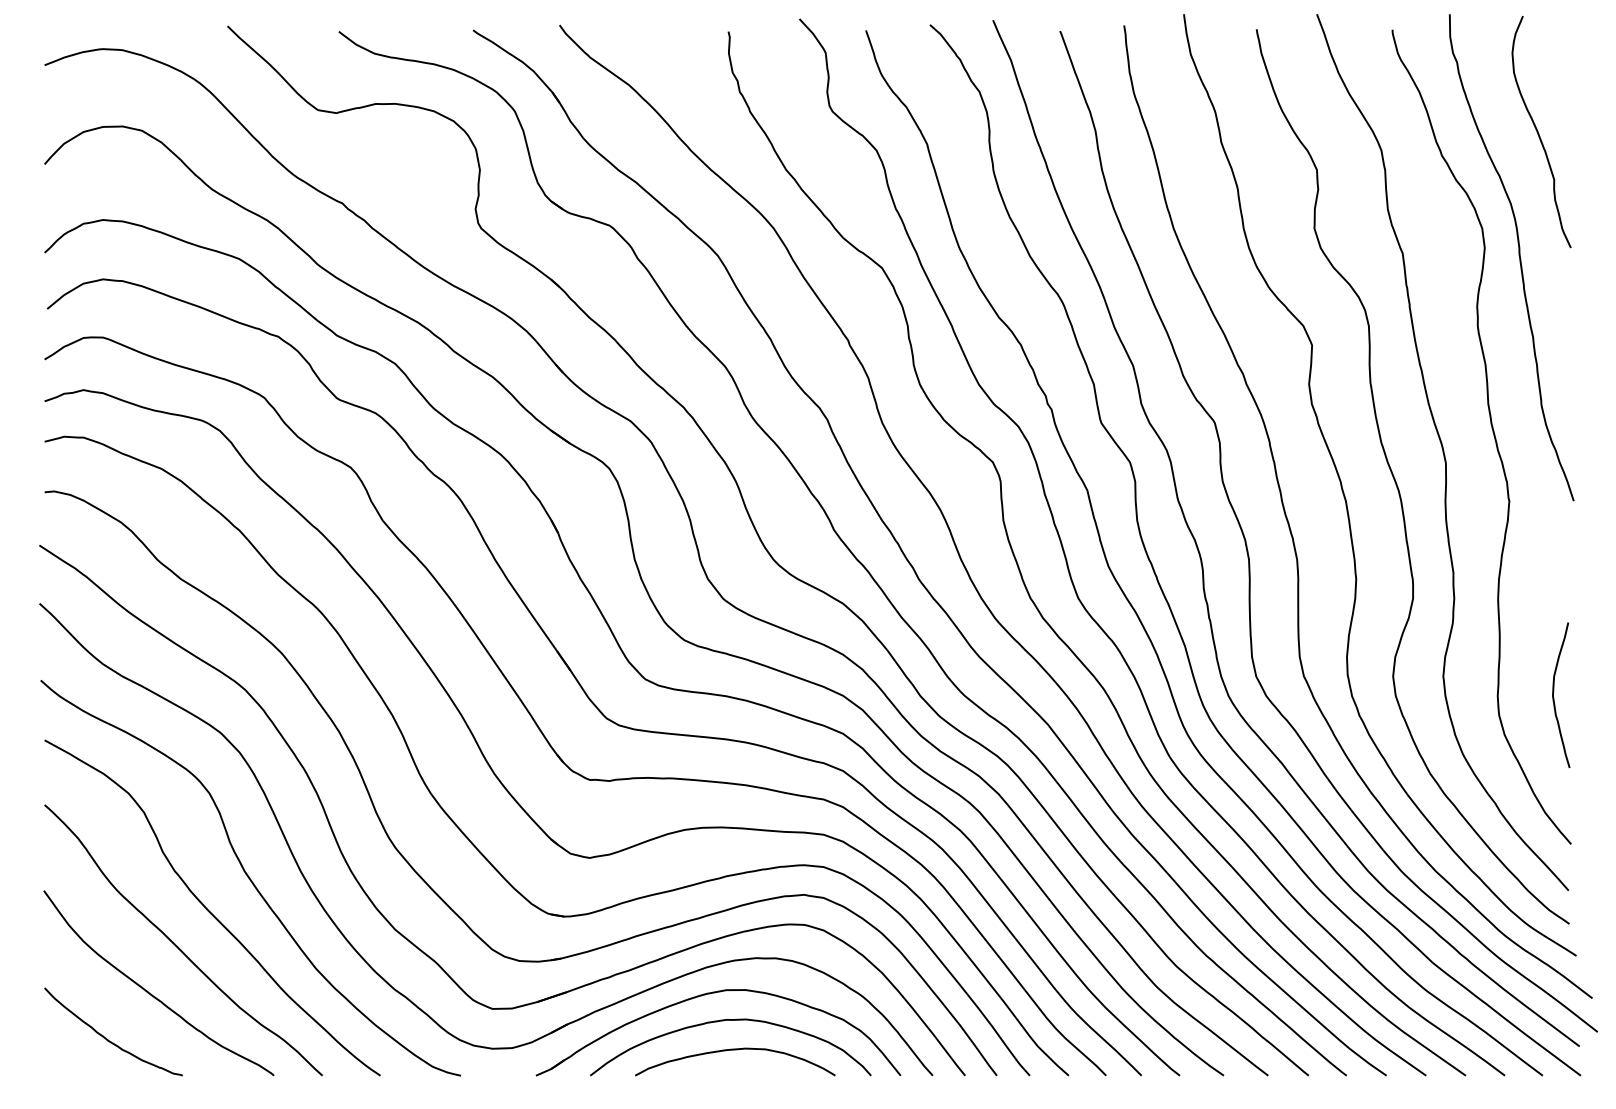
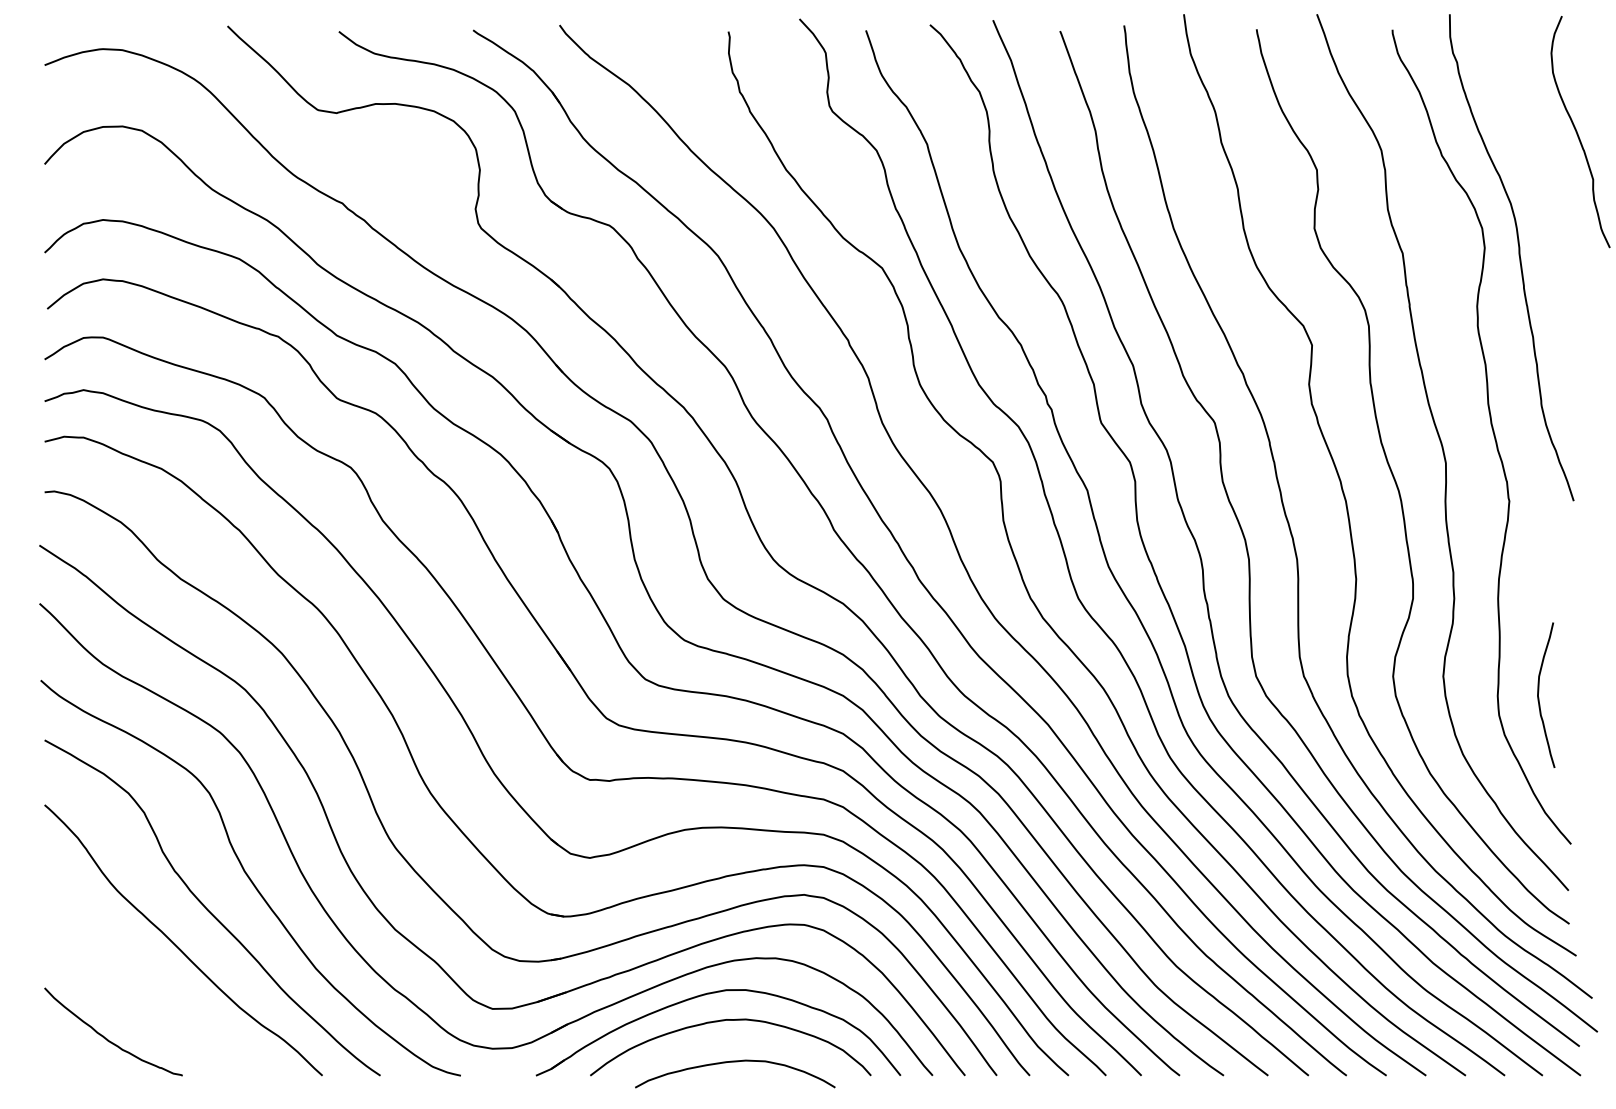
curve position: (1539, 133) -> (1578, 133) (1578, 133)
curve position: (1554, 691) -> (1539, 691) (1539, 691)
curve: present -> none (151, 993)
curve position: (735, 1050) -> (735, 1062) (735, 1062)
